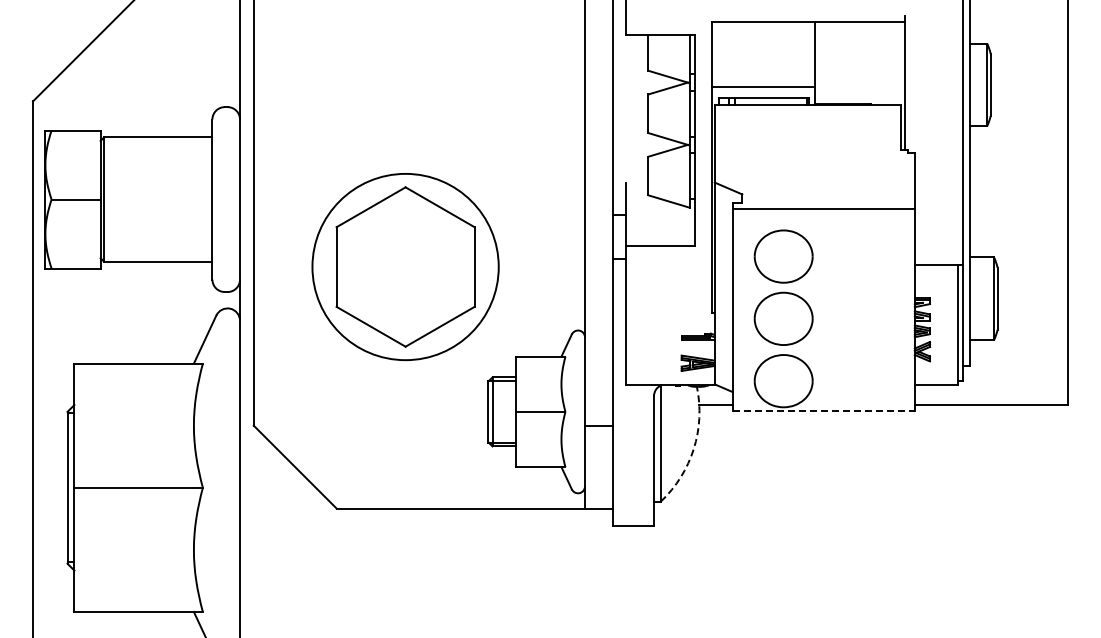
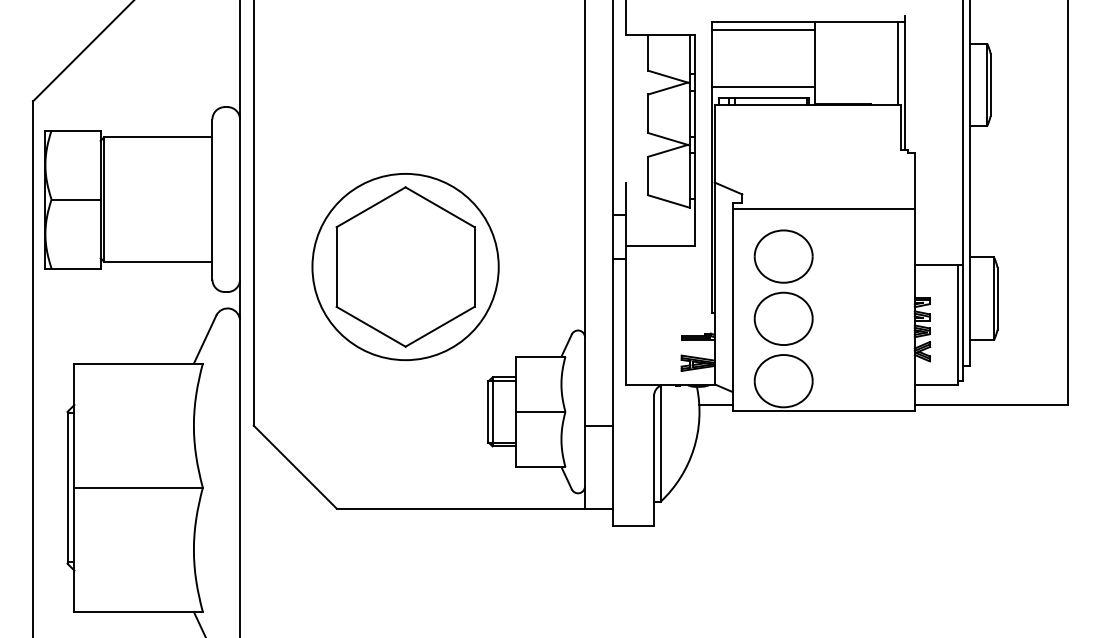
line: none -> present (763, 30)
line: none -> present (898, 63)
line: dashed -> solid (824, 411)
arc: dashed -> solid (693, 448)
